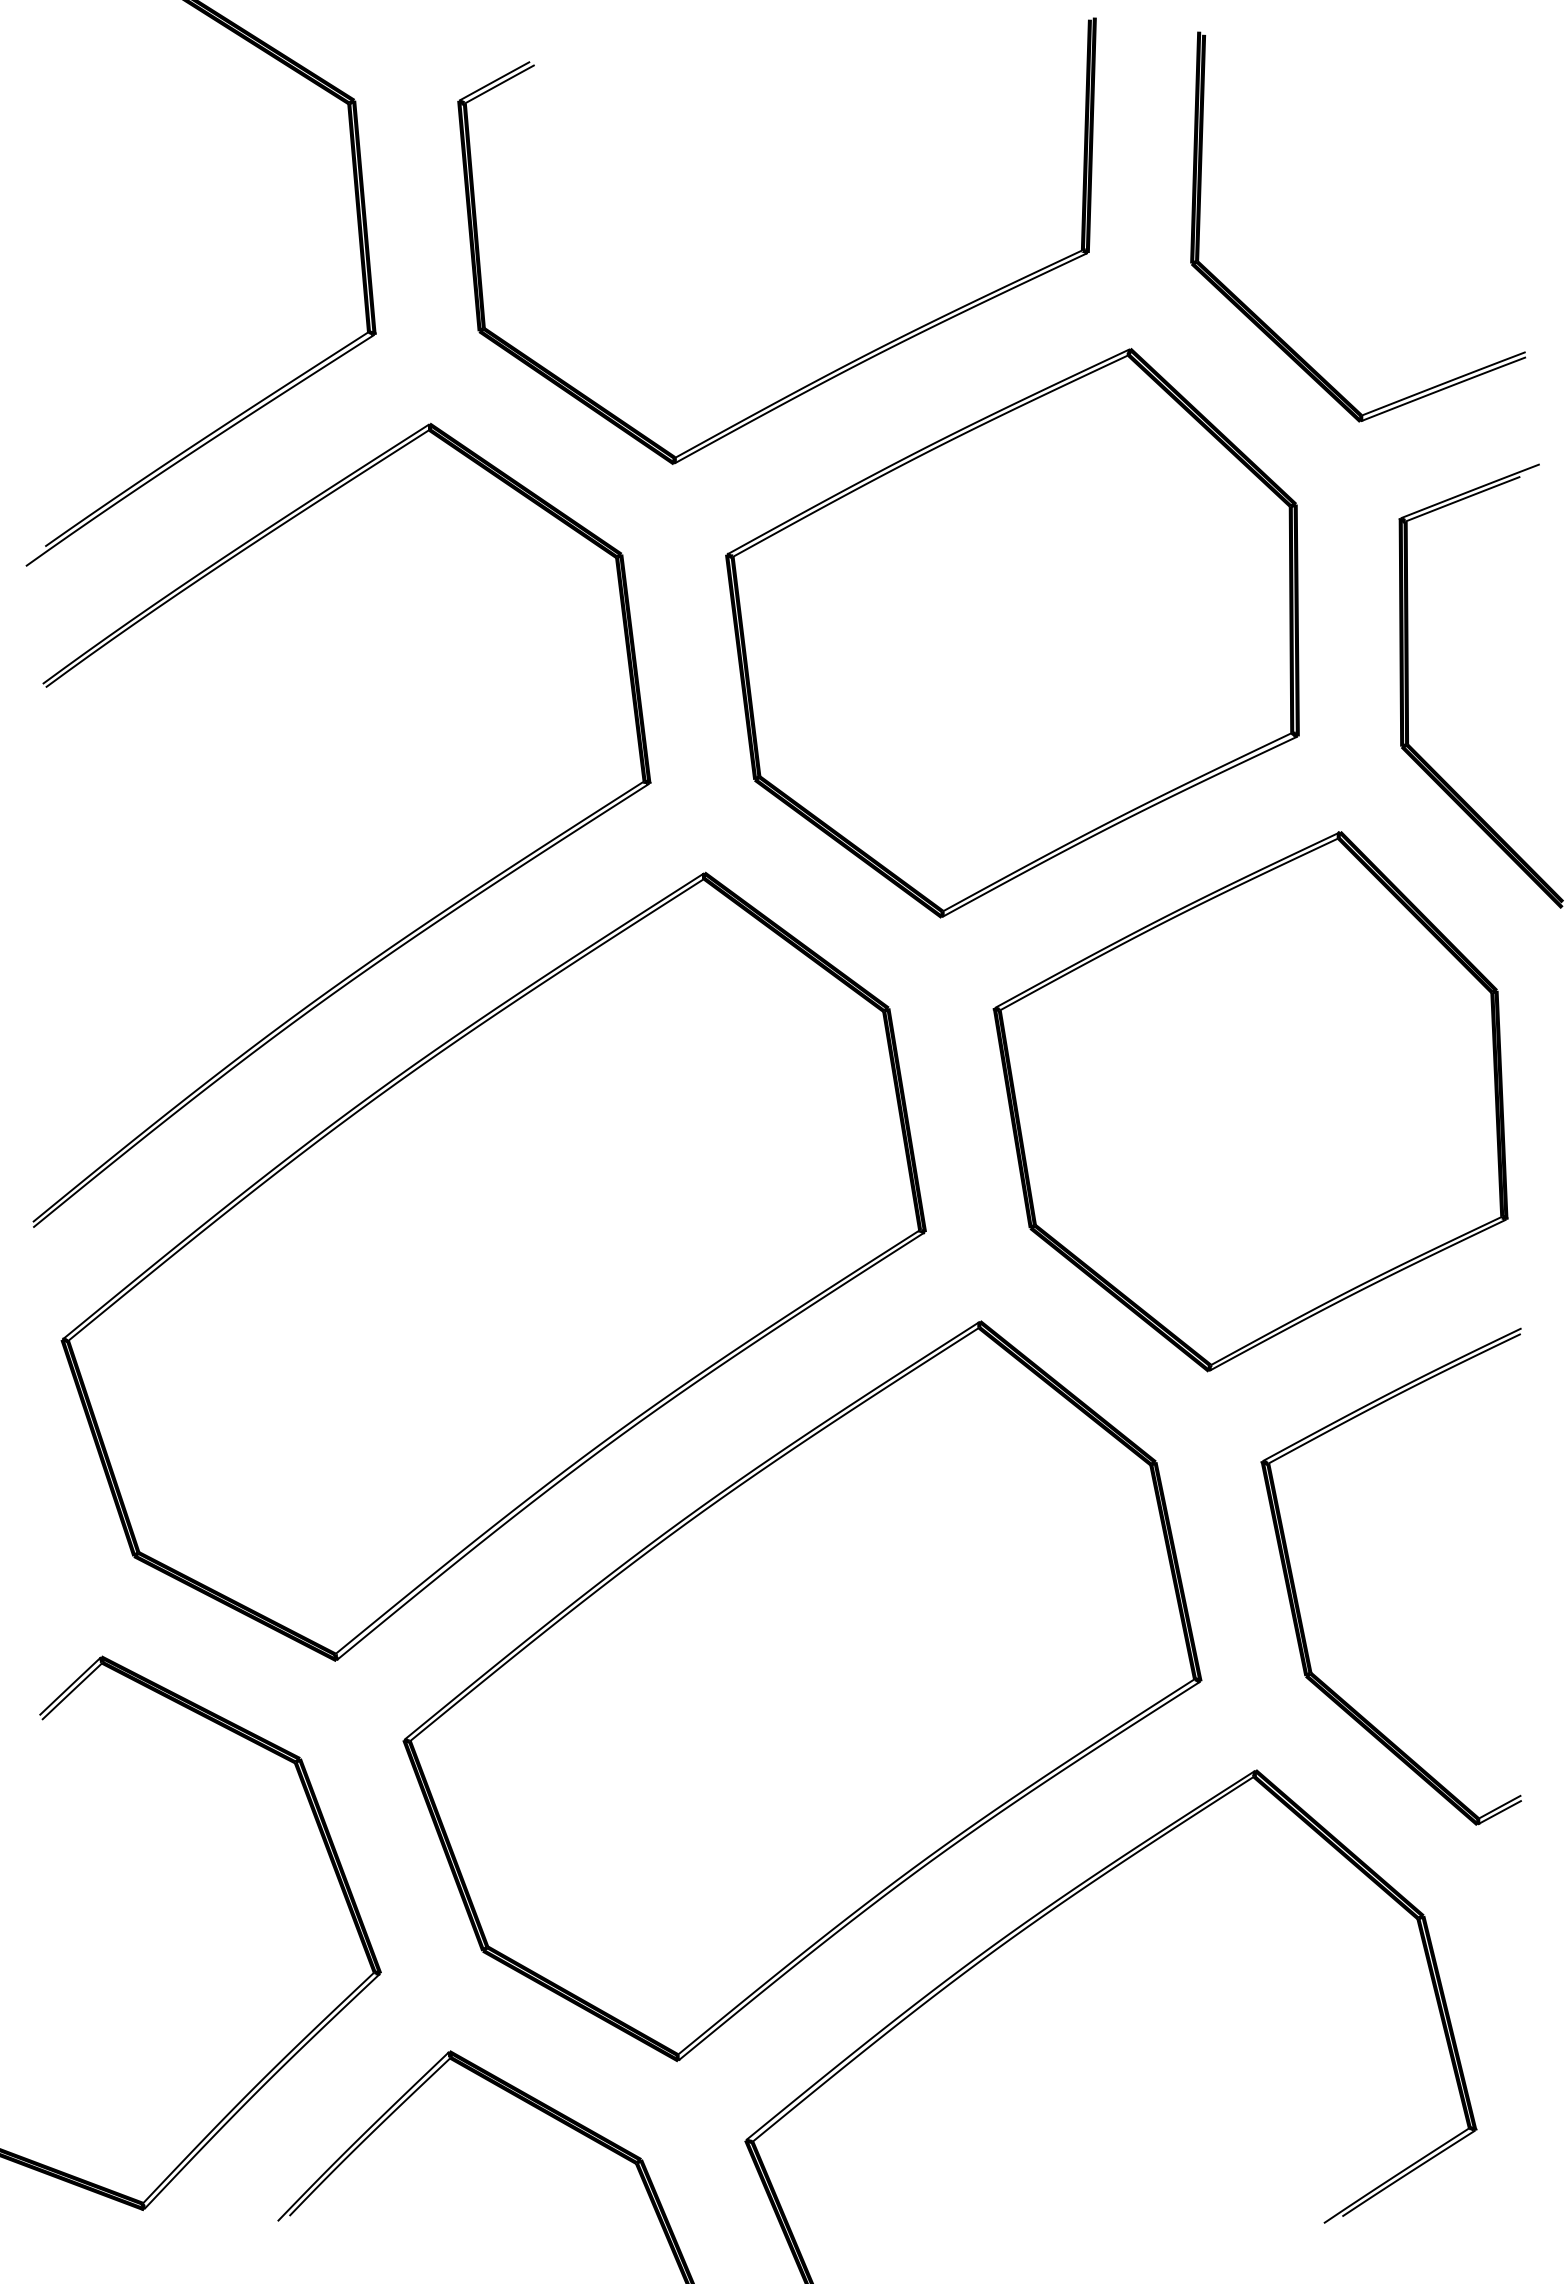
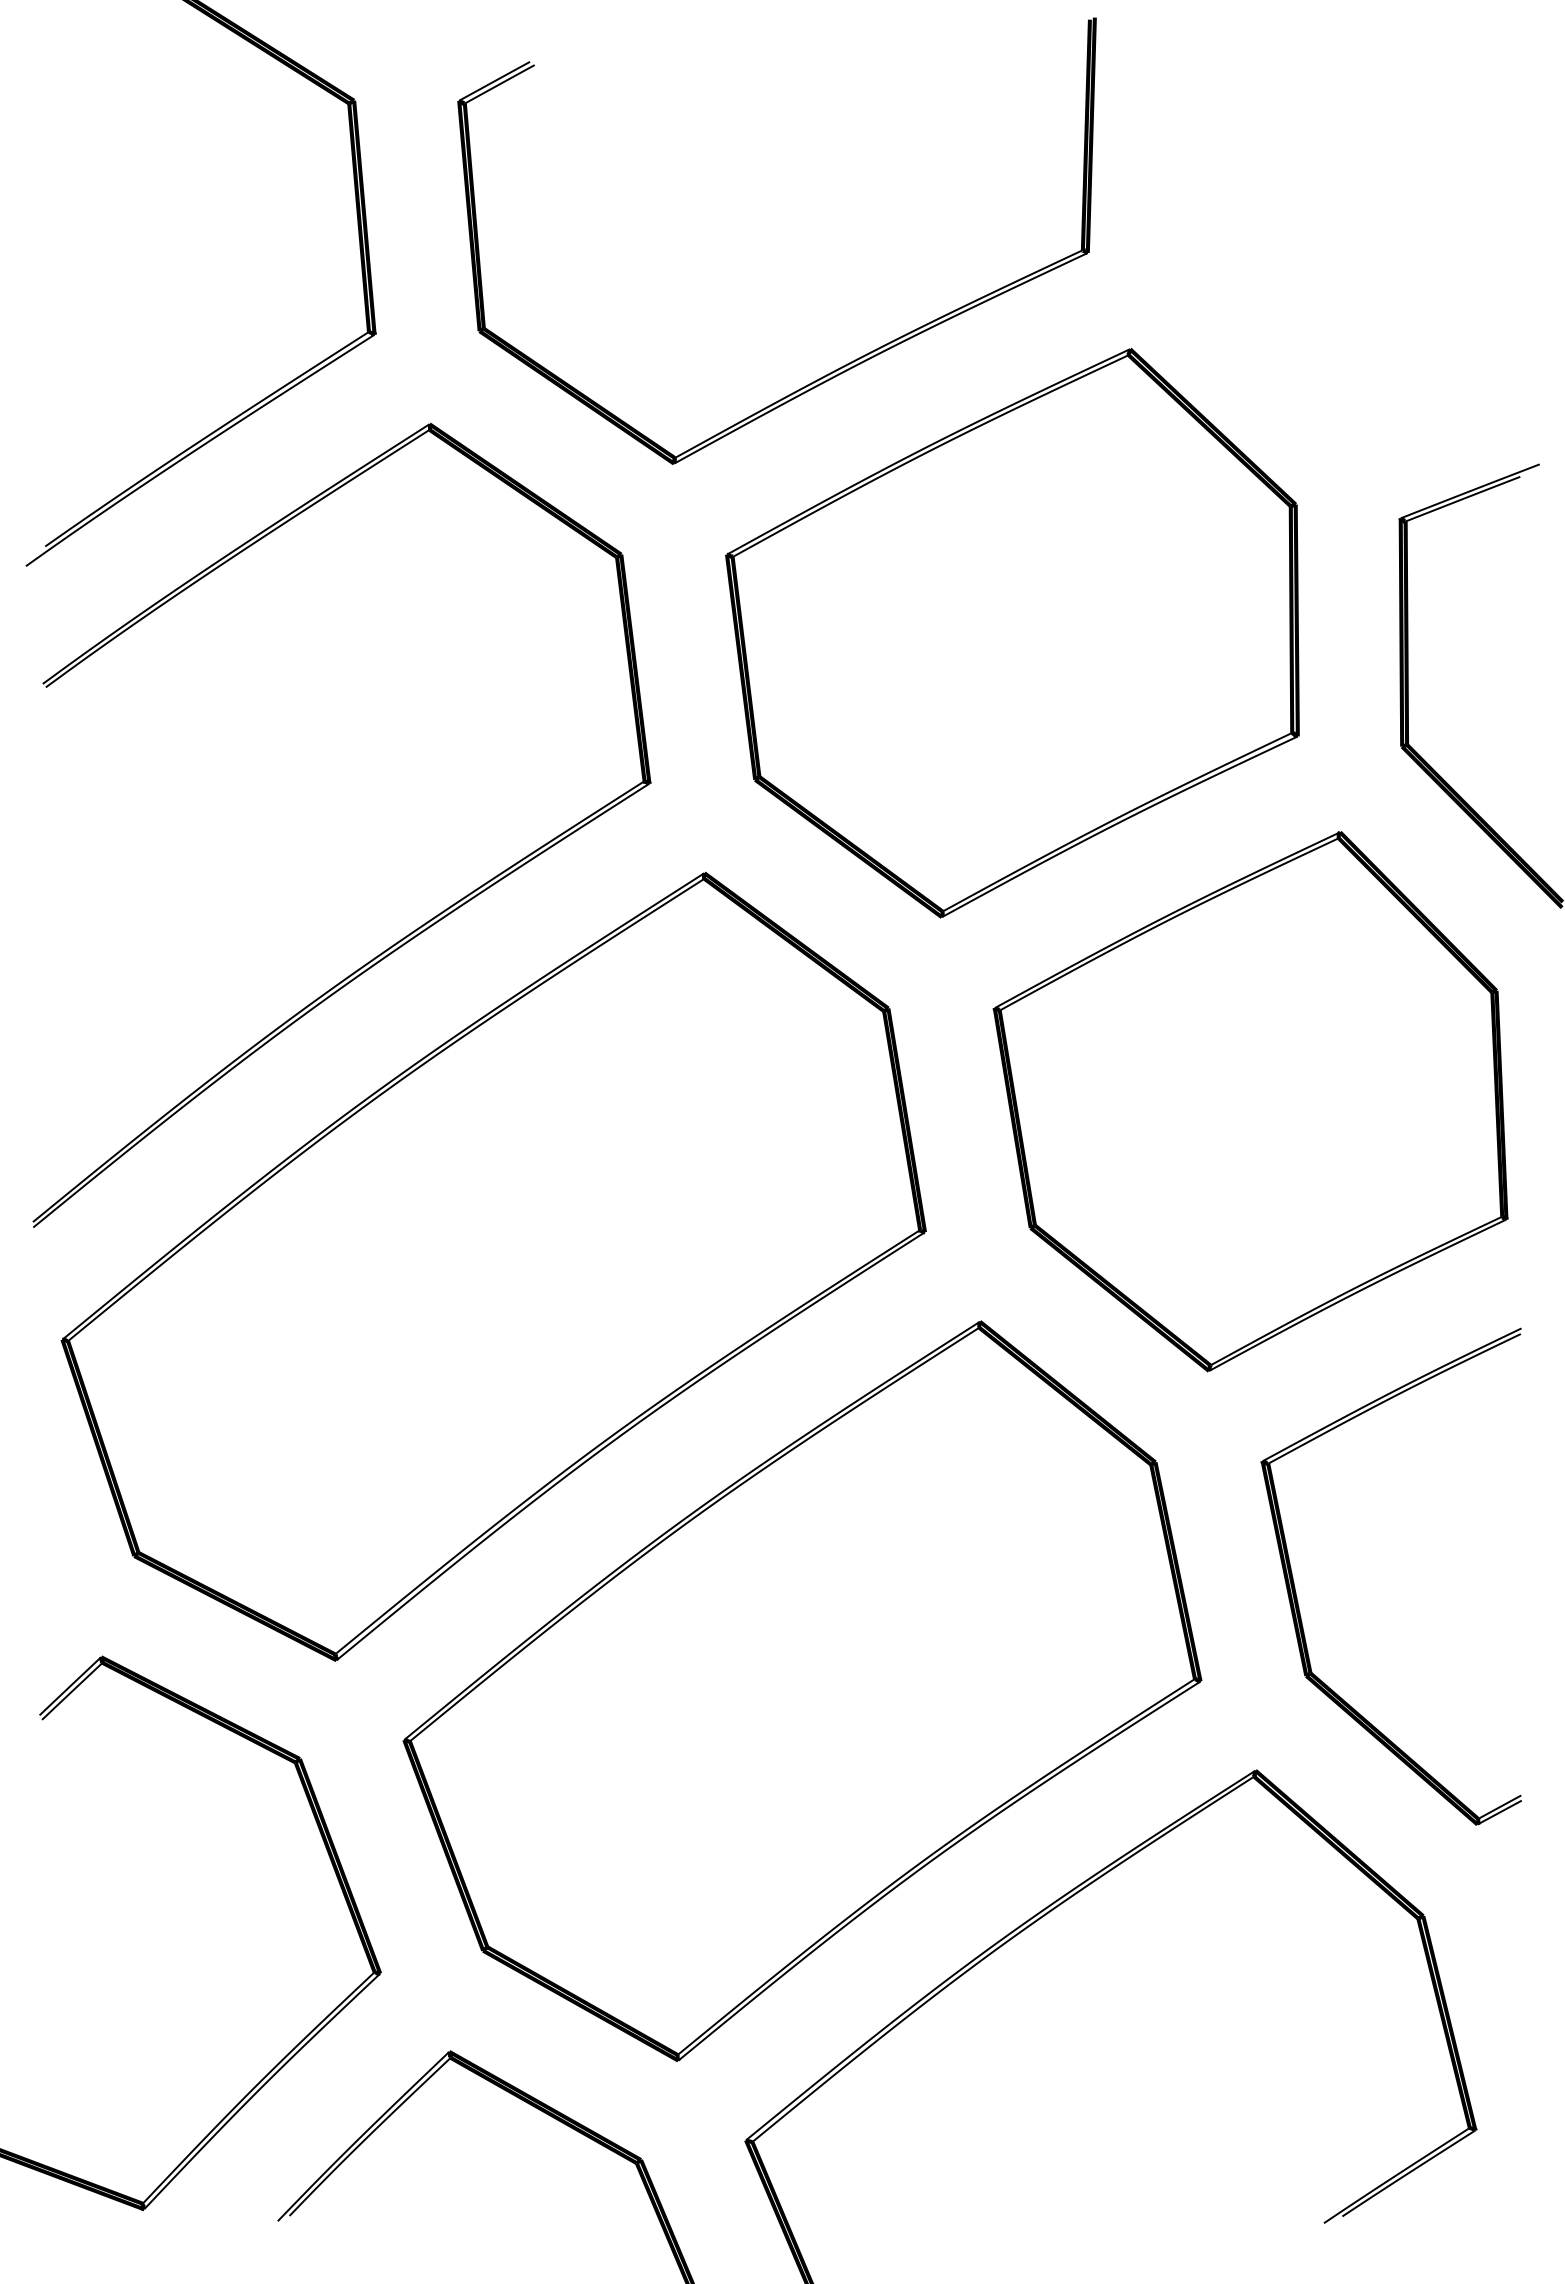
part: present -> none (1269, 326)
